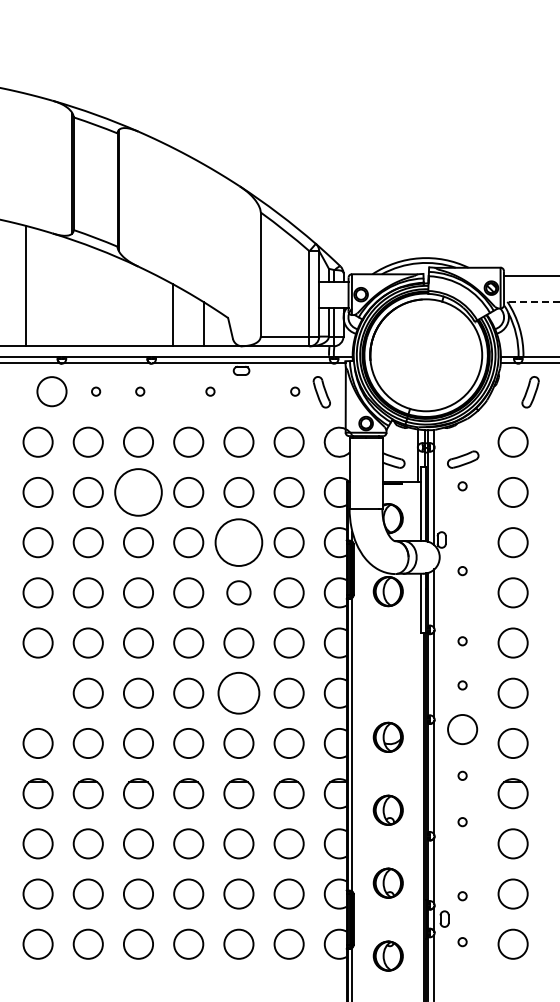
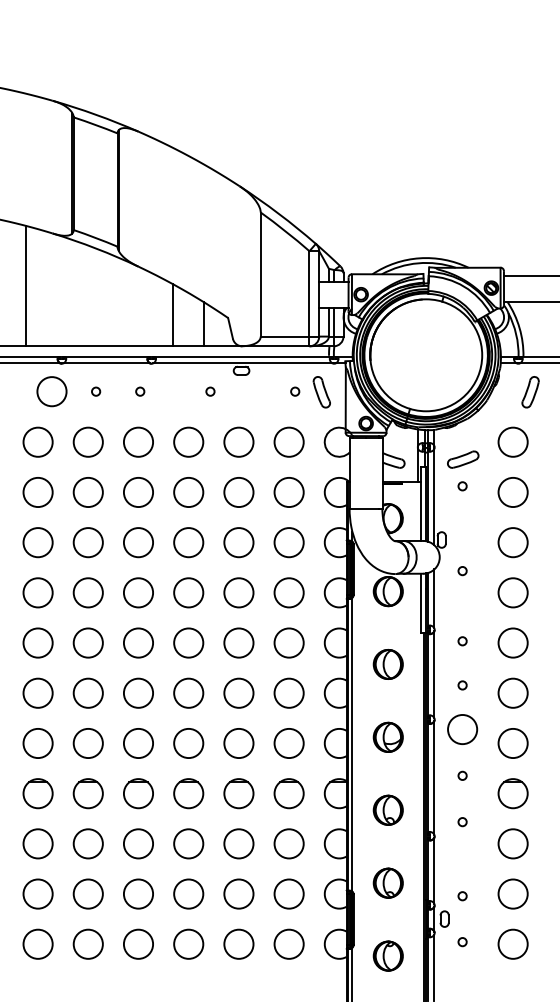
line: dashed -> solid (531, 301)
circle diameter: 47 px -> 29 px (138, 492)
circle diameter: 47 px -> 29 px (238, 542)
circle size: 26x26 px -> 32x32 px (238, 592)
part: none -> present (387, 664)
circle: none -> present (37, 692)
circle diameter: 41 px -> 29 px (238, 692)
